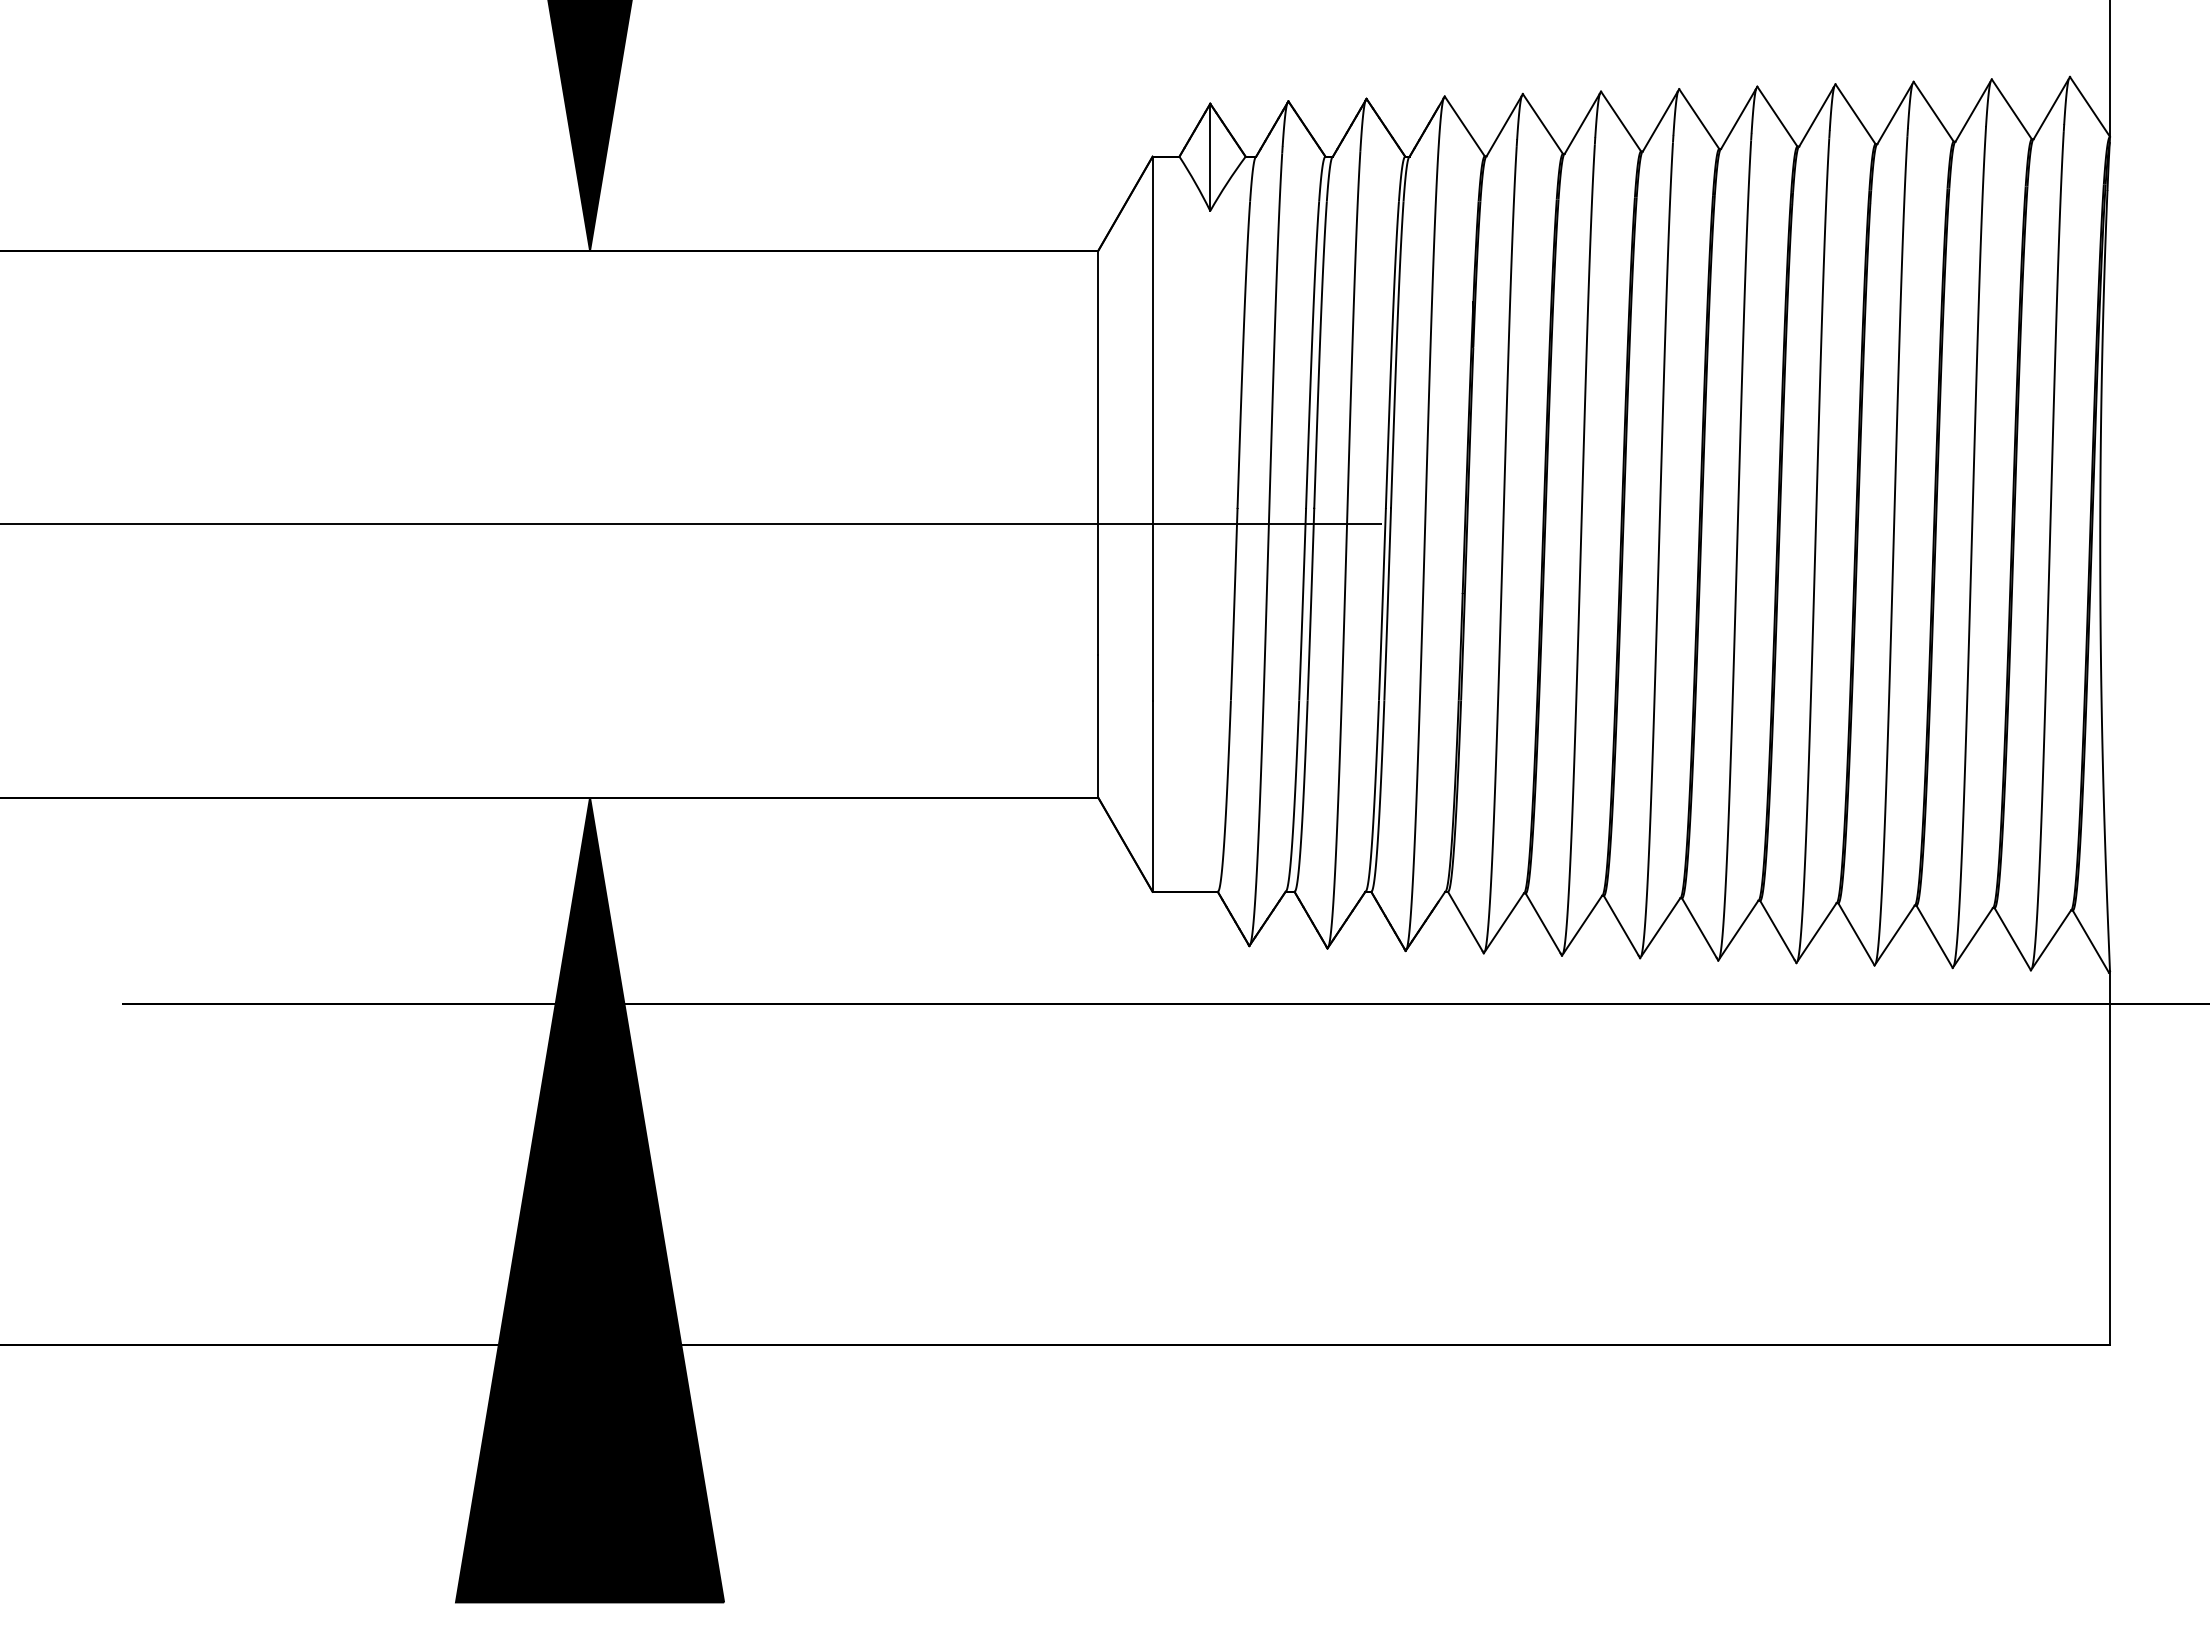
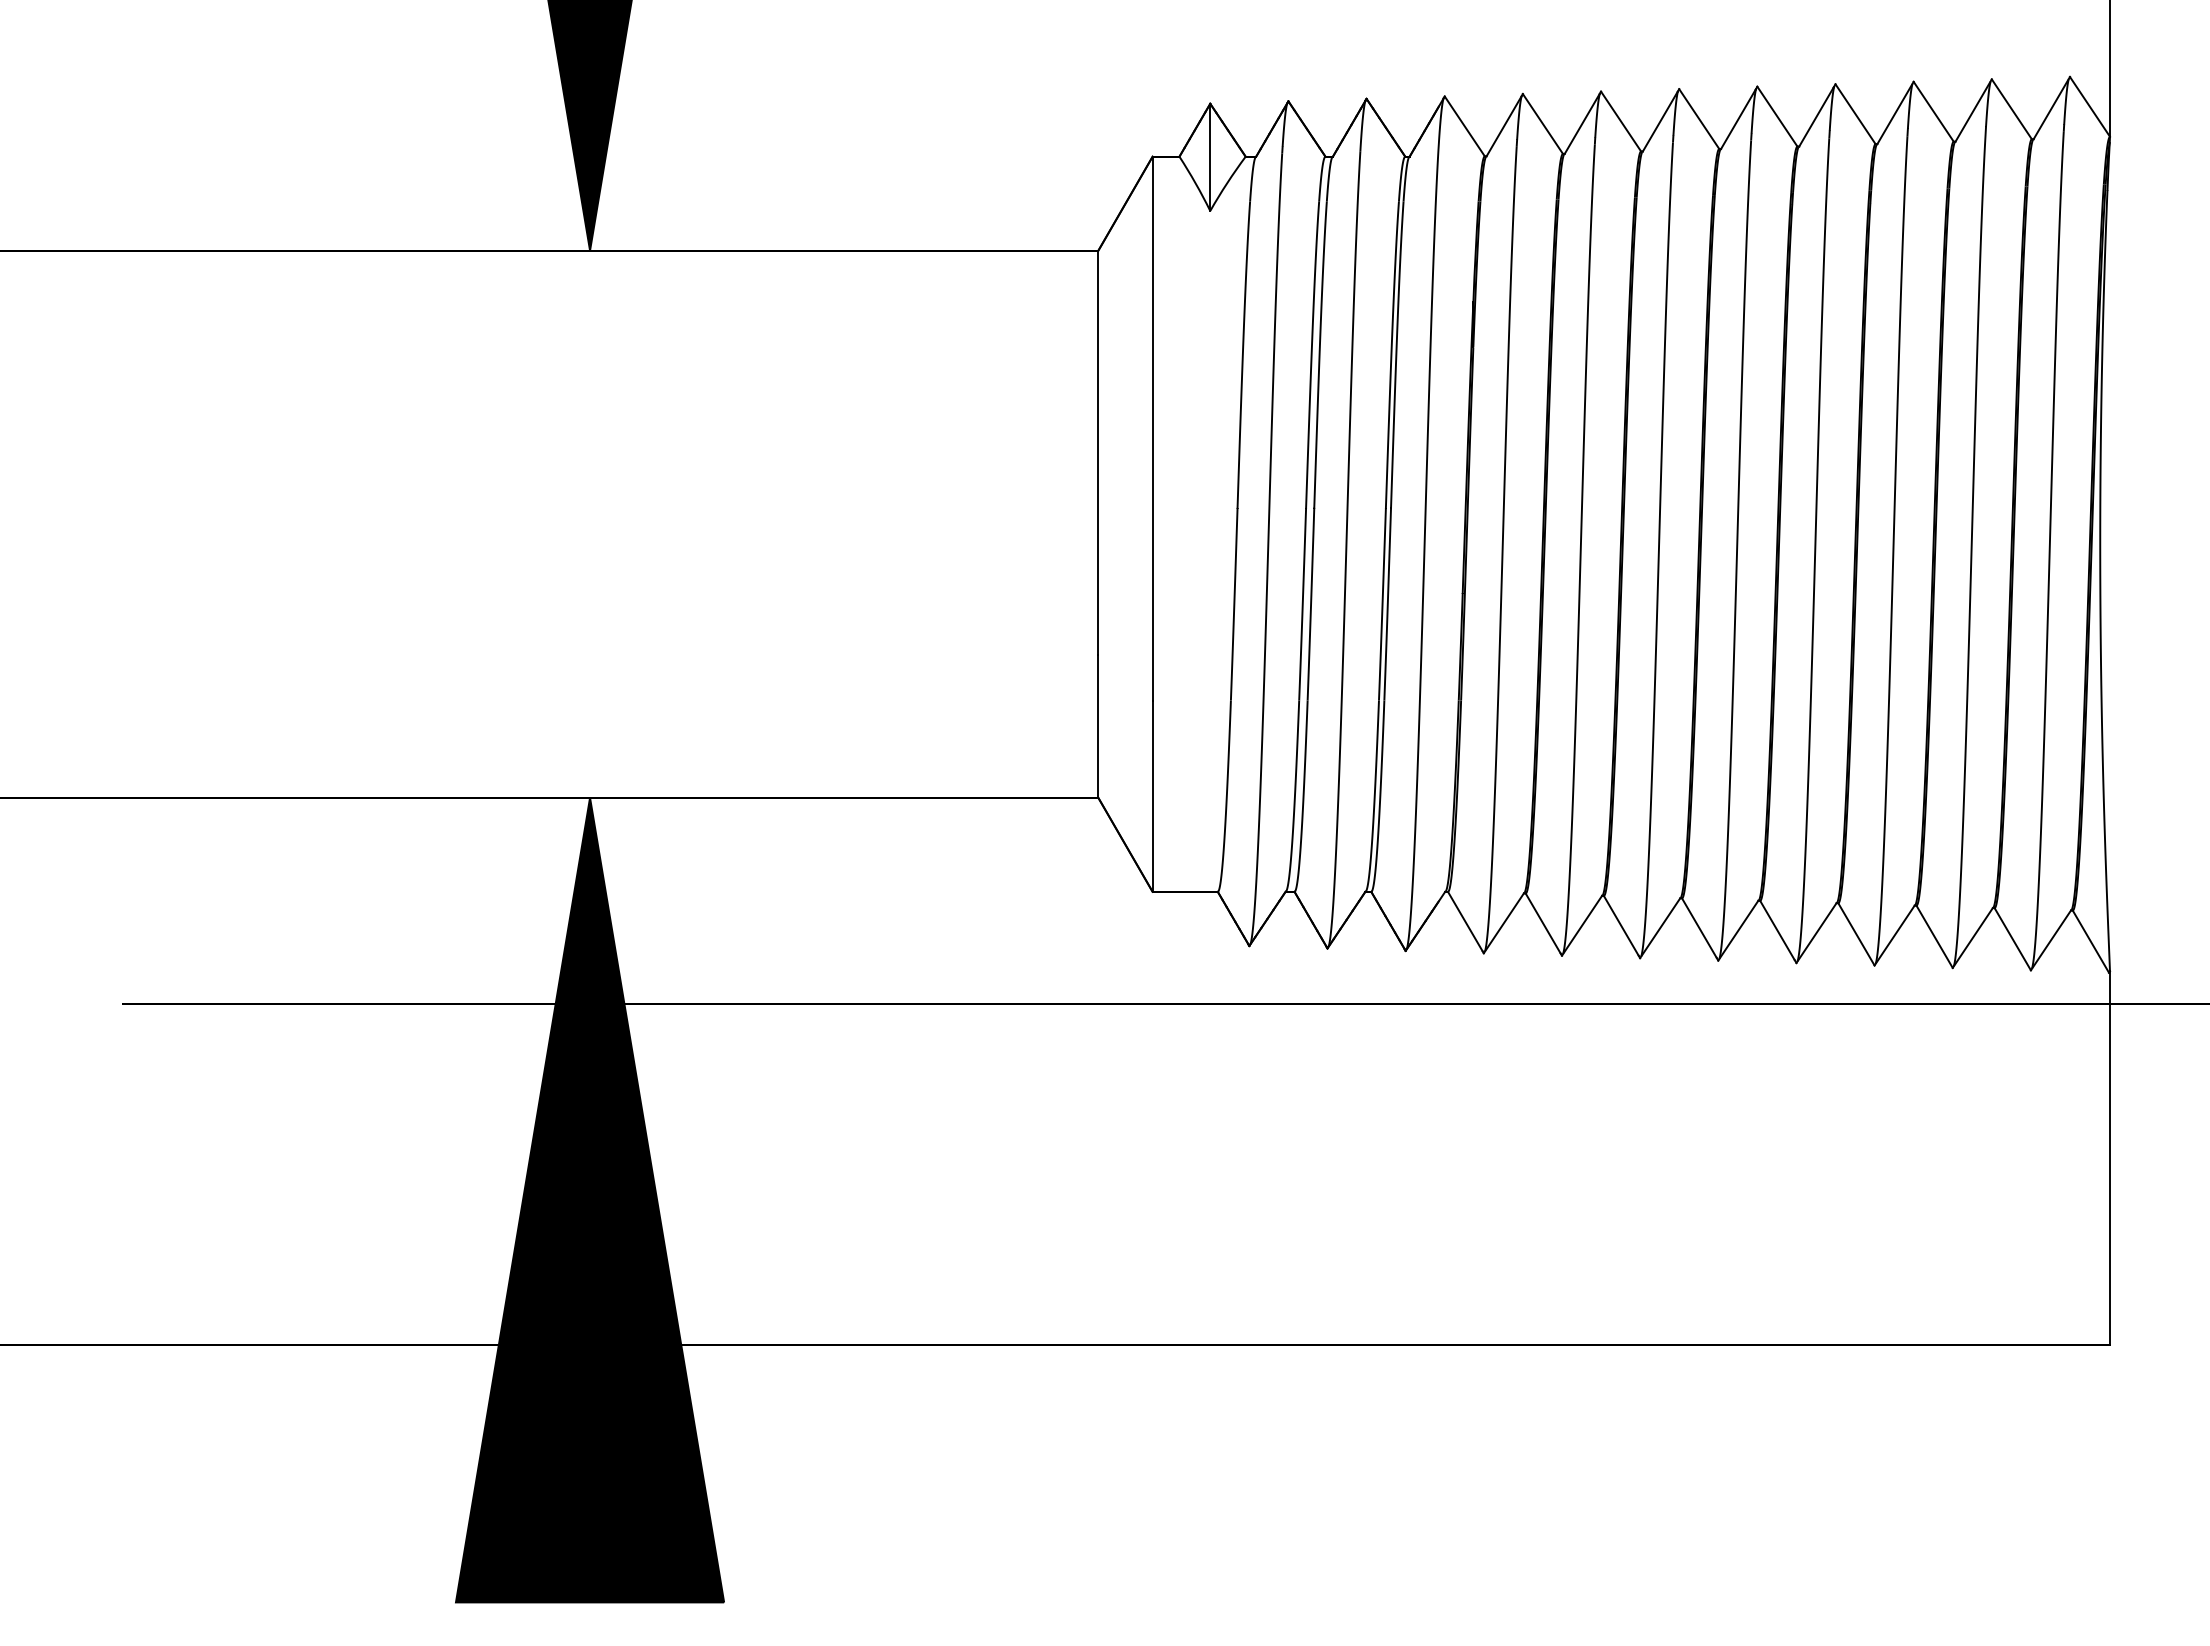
line: present -> none (691, 524)
